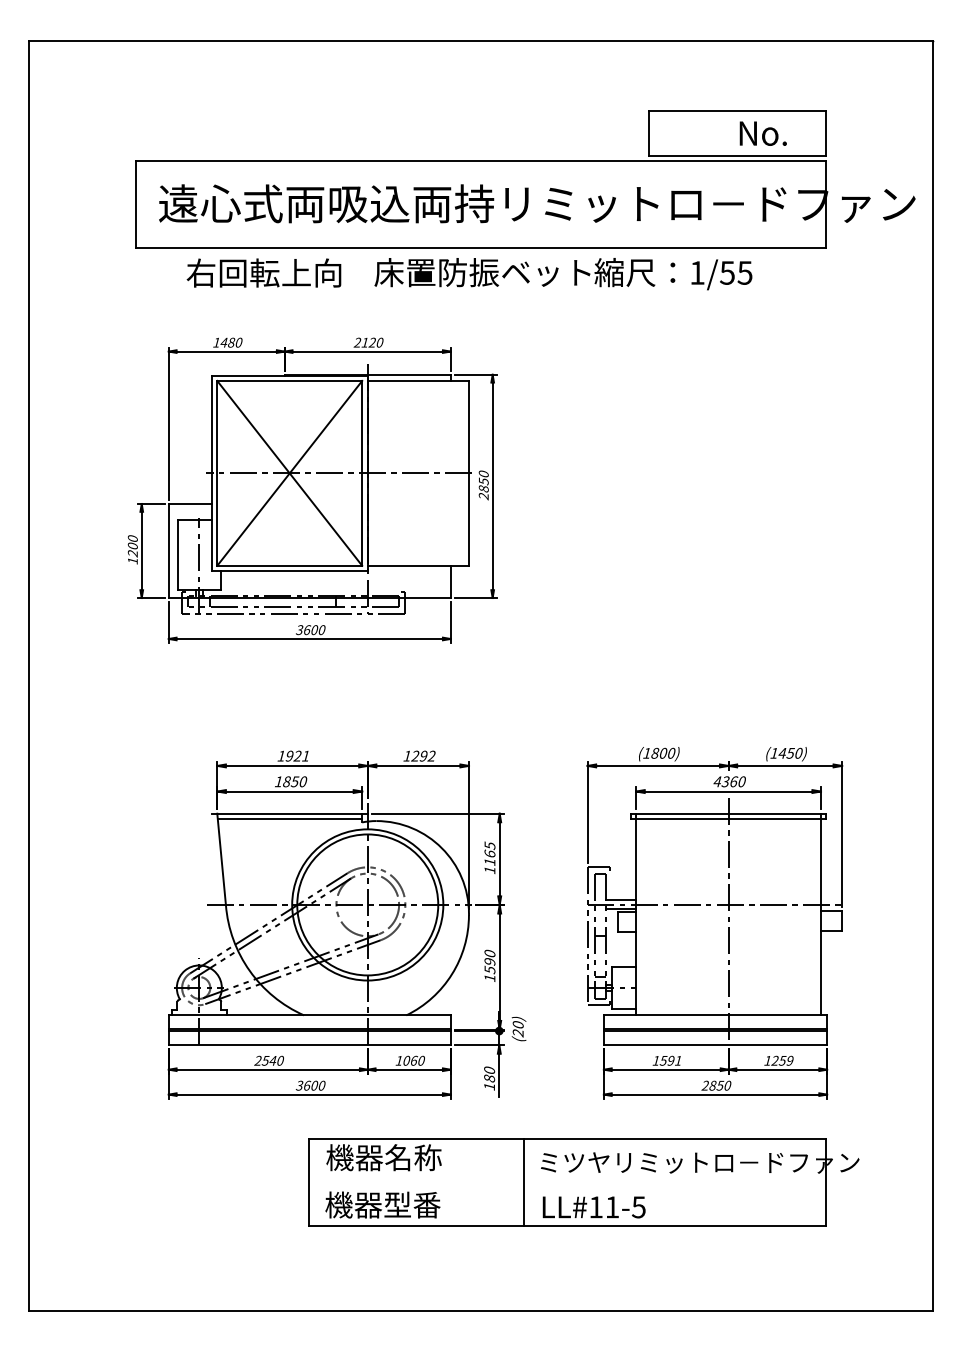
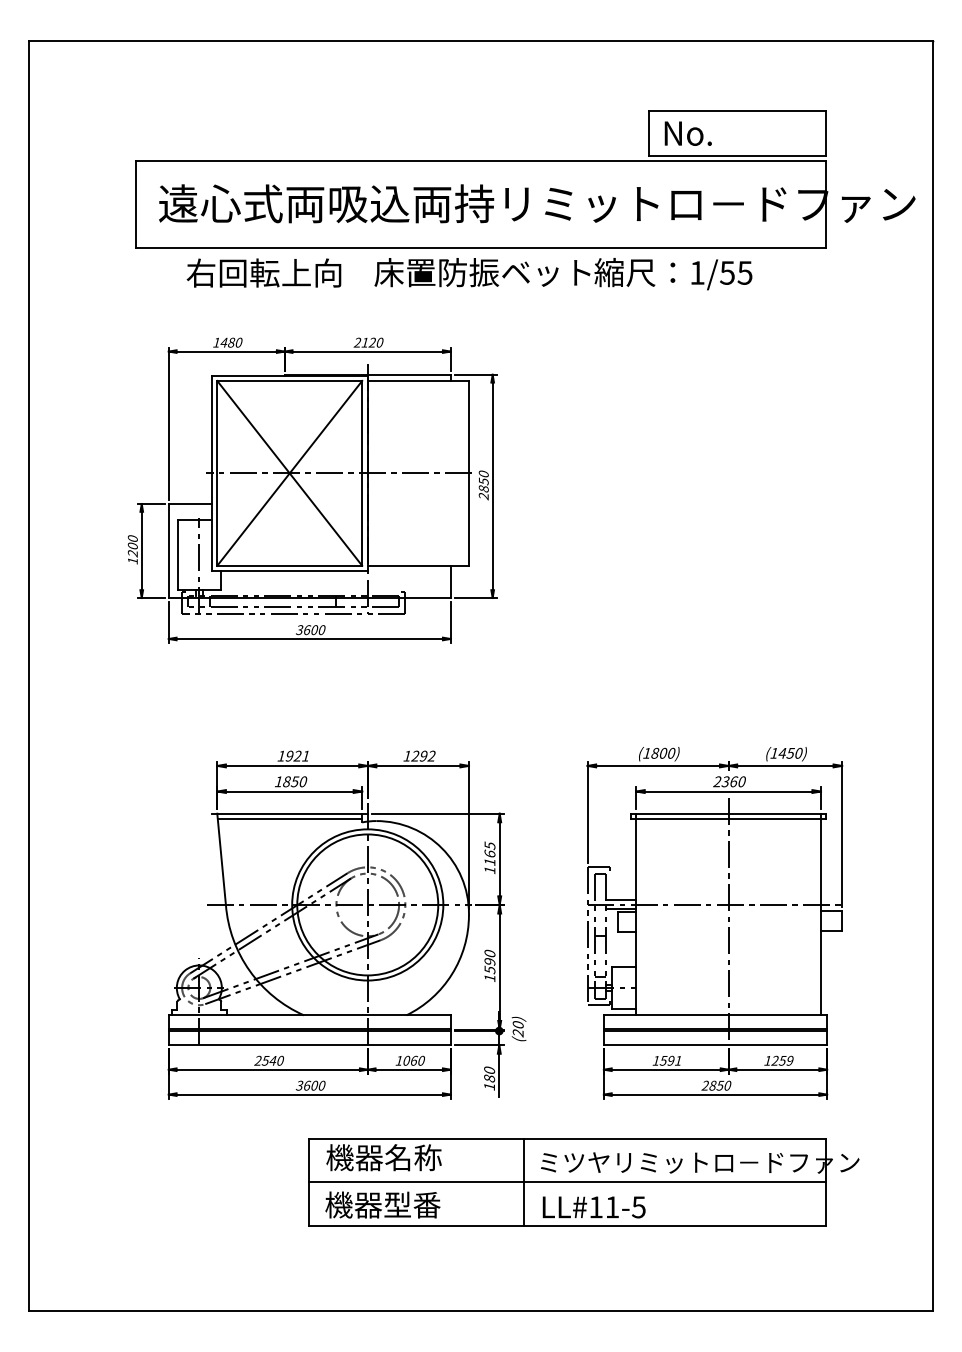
text position: (762, 133) -> (687, 133) (687, 133)
text: 4360 -> 2360 (717, 781)
line: none -> present (566, 1182)
